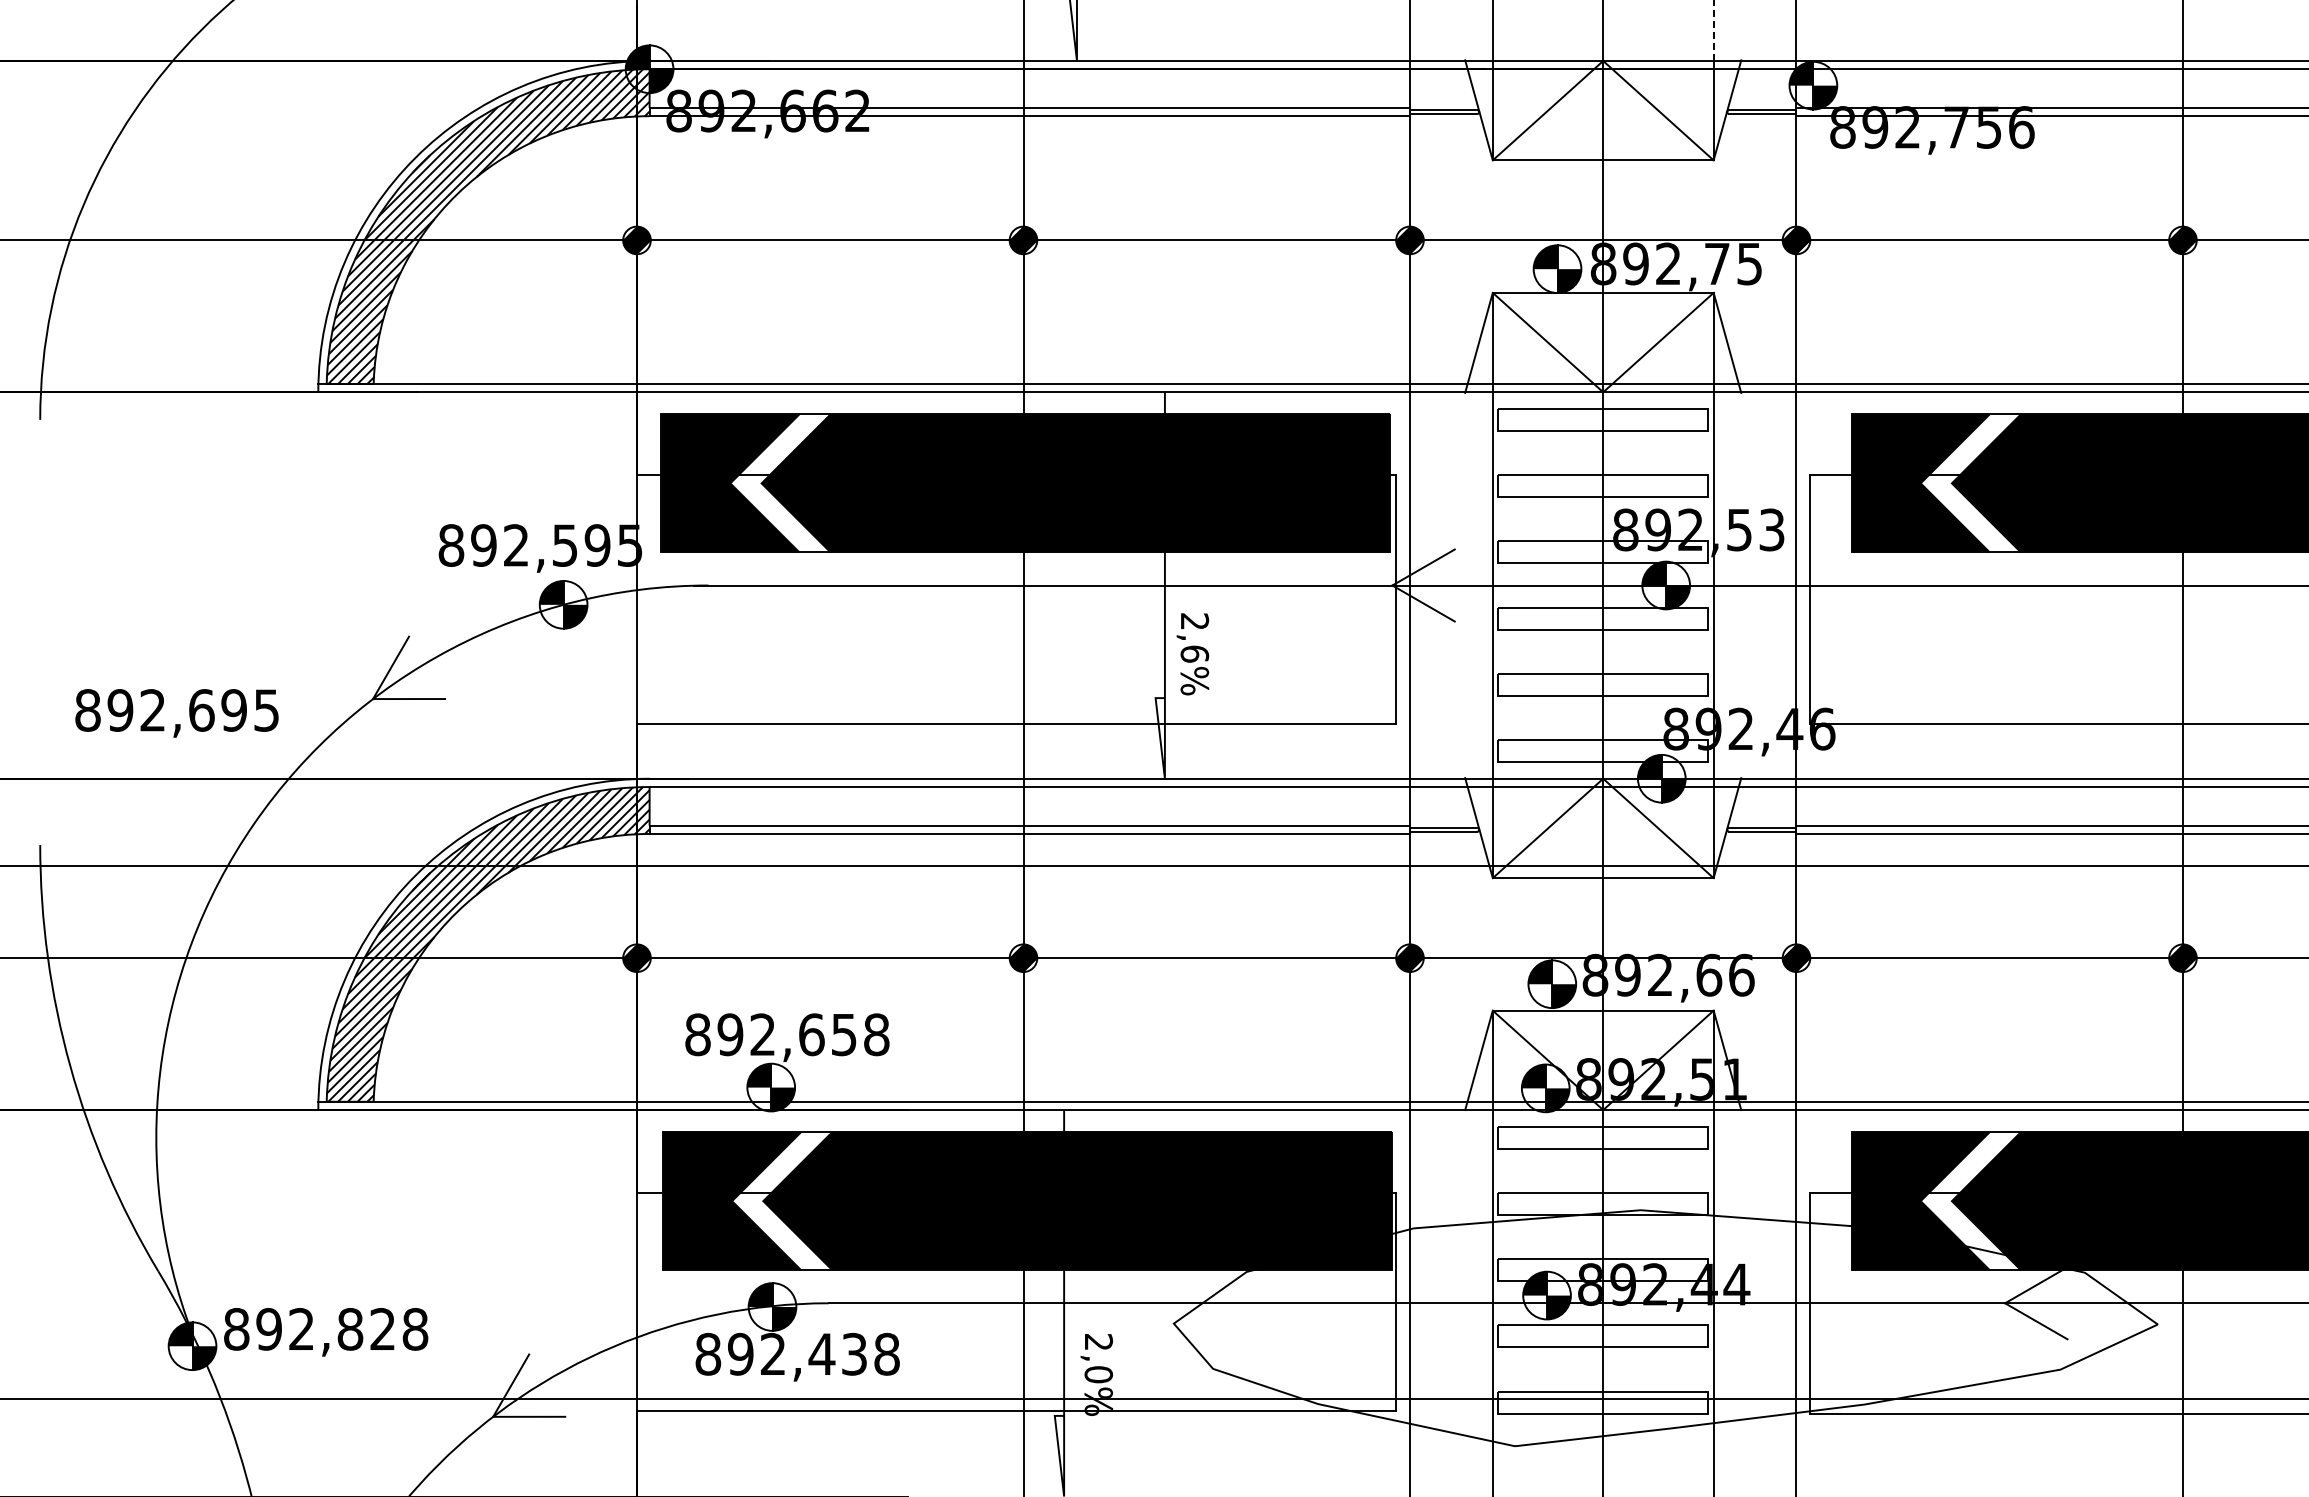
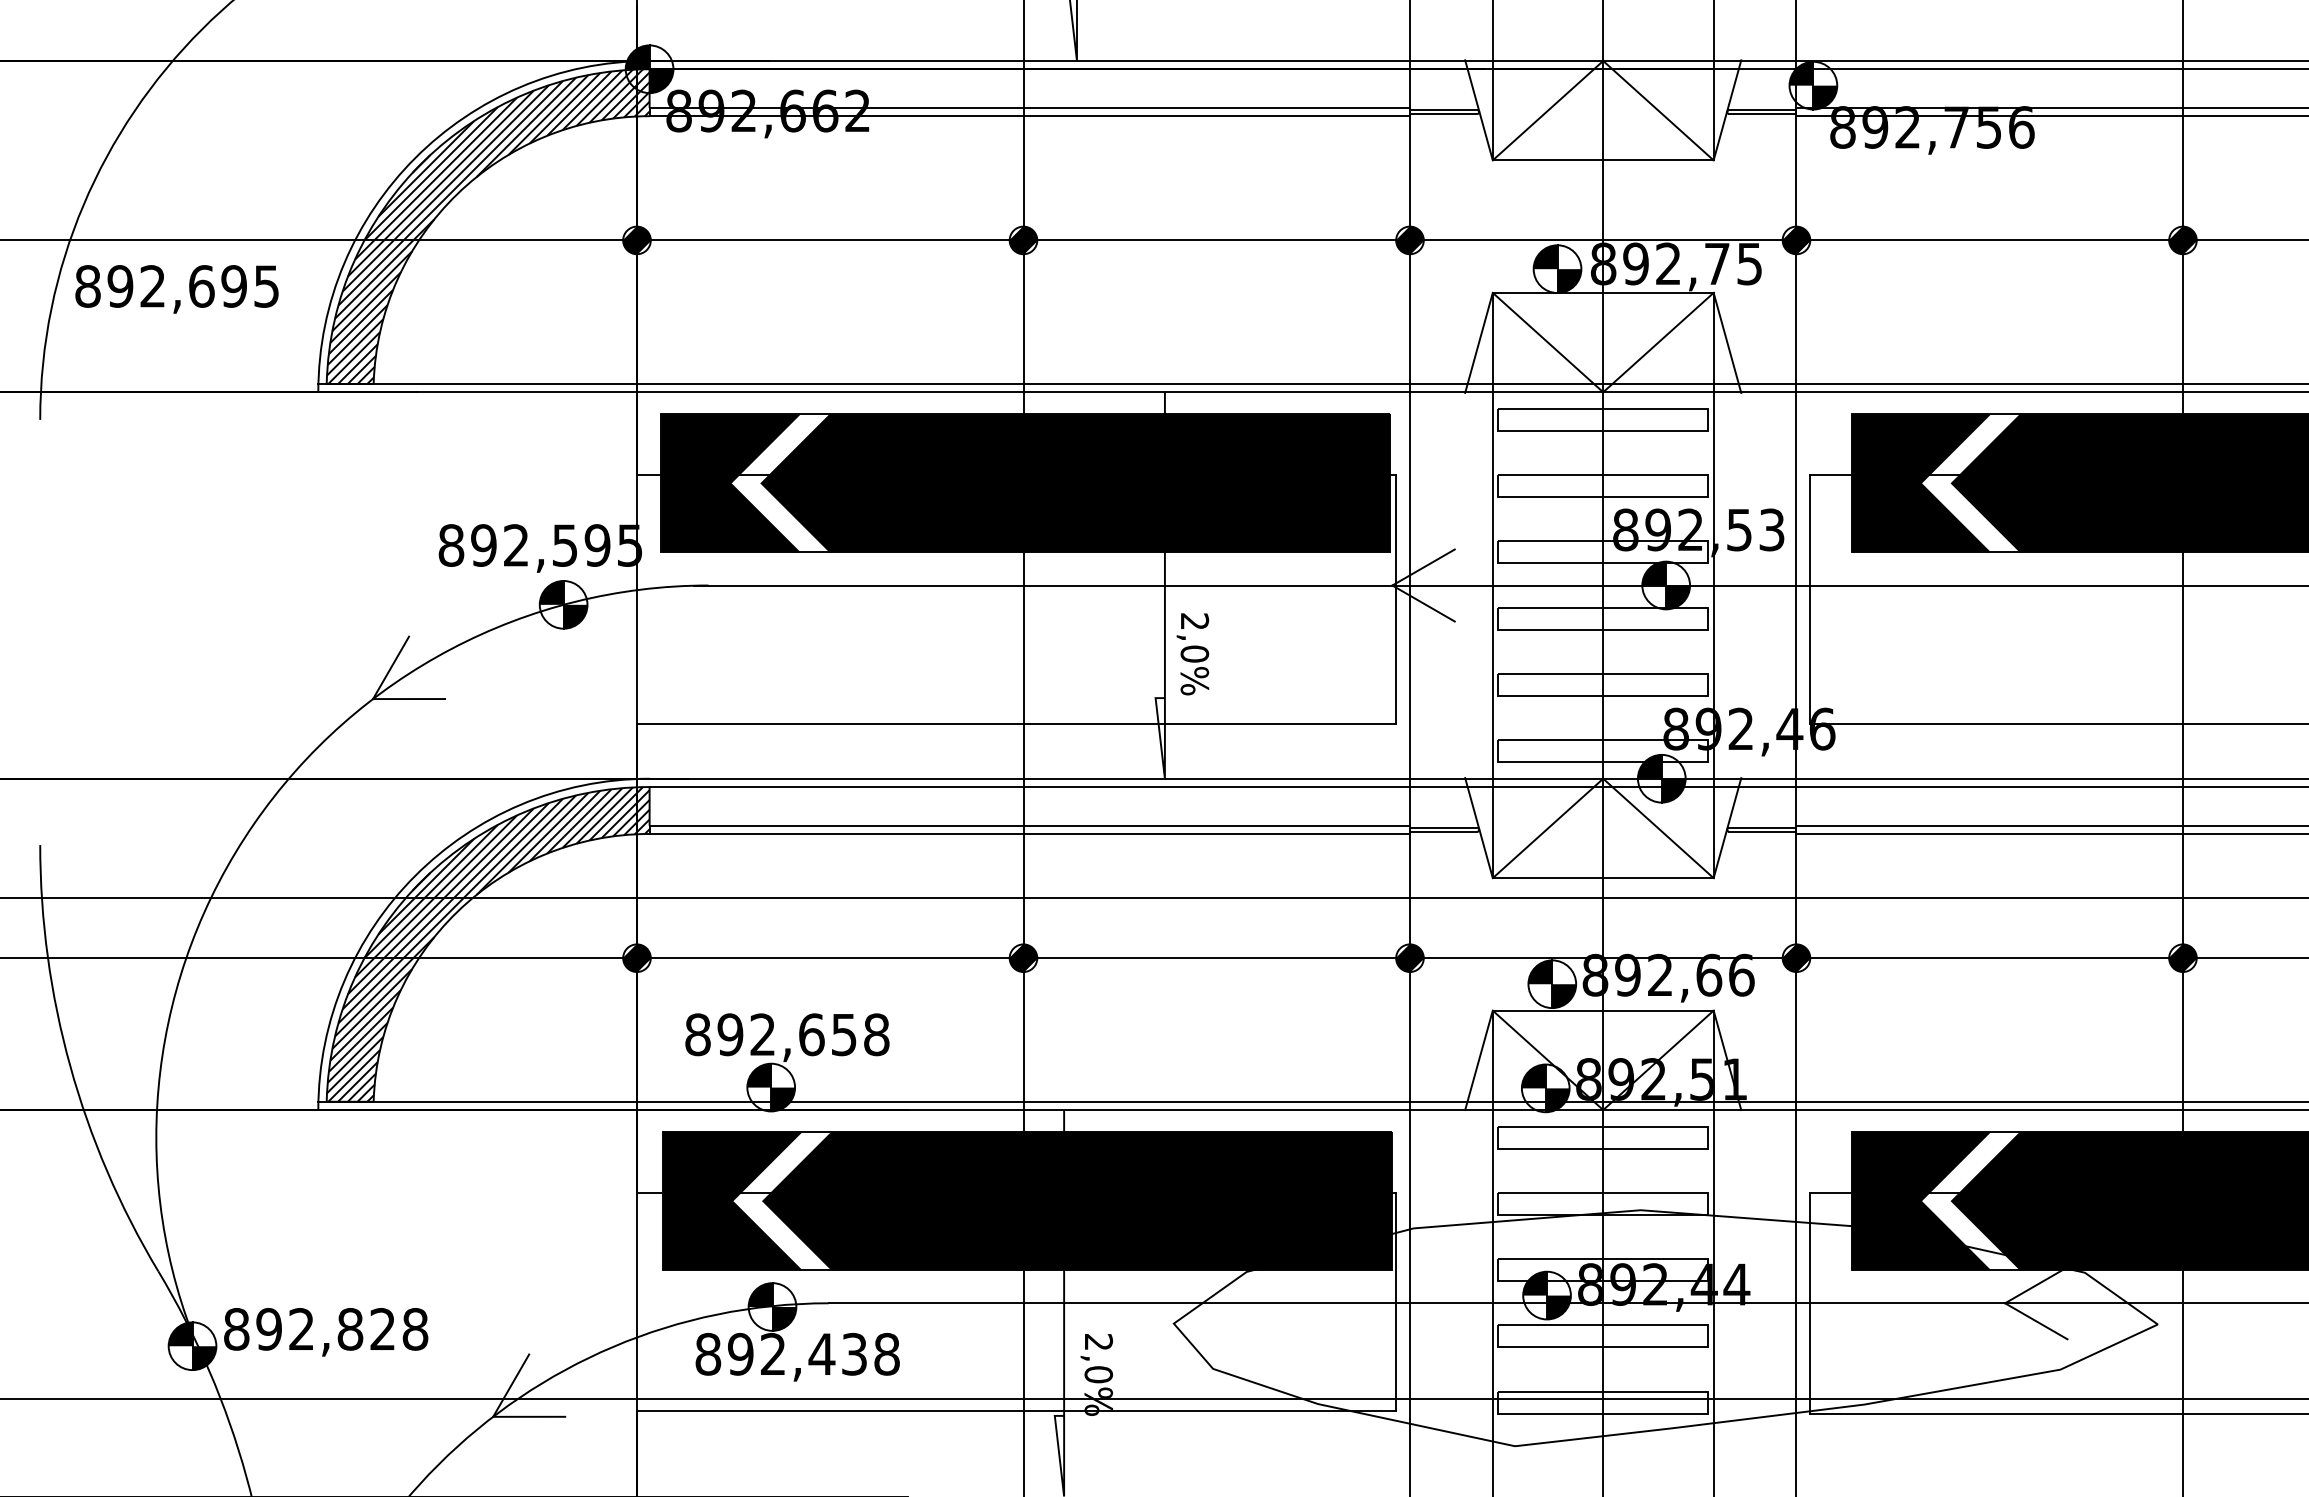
line: dashed -> solid (1713, 30)
text: 2,6% -> 2,0% (1194, 653)
text position: (176, 713) -> (176, 289) (176, 289)
line position: (1153, 866) -> (1153, 898) (1153, 898)
